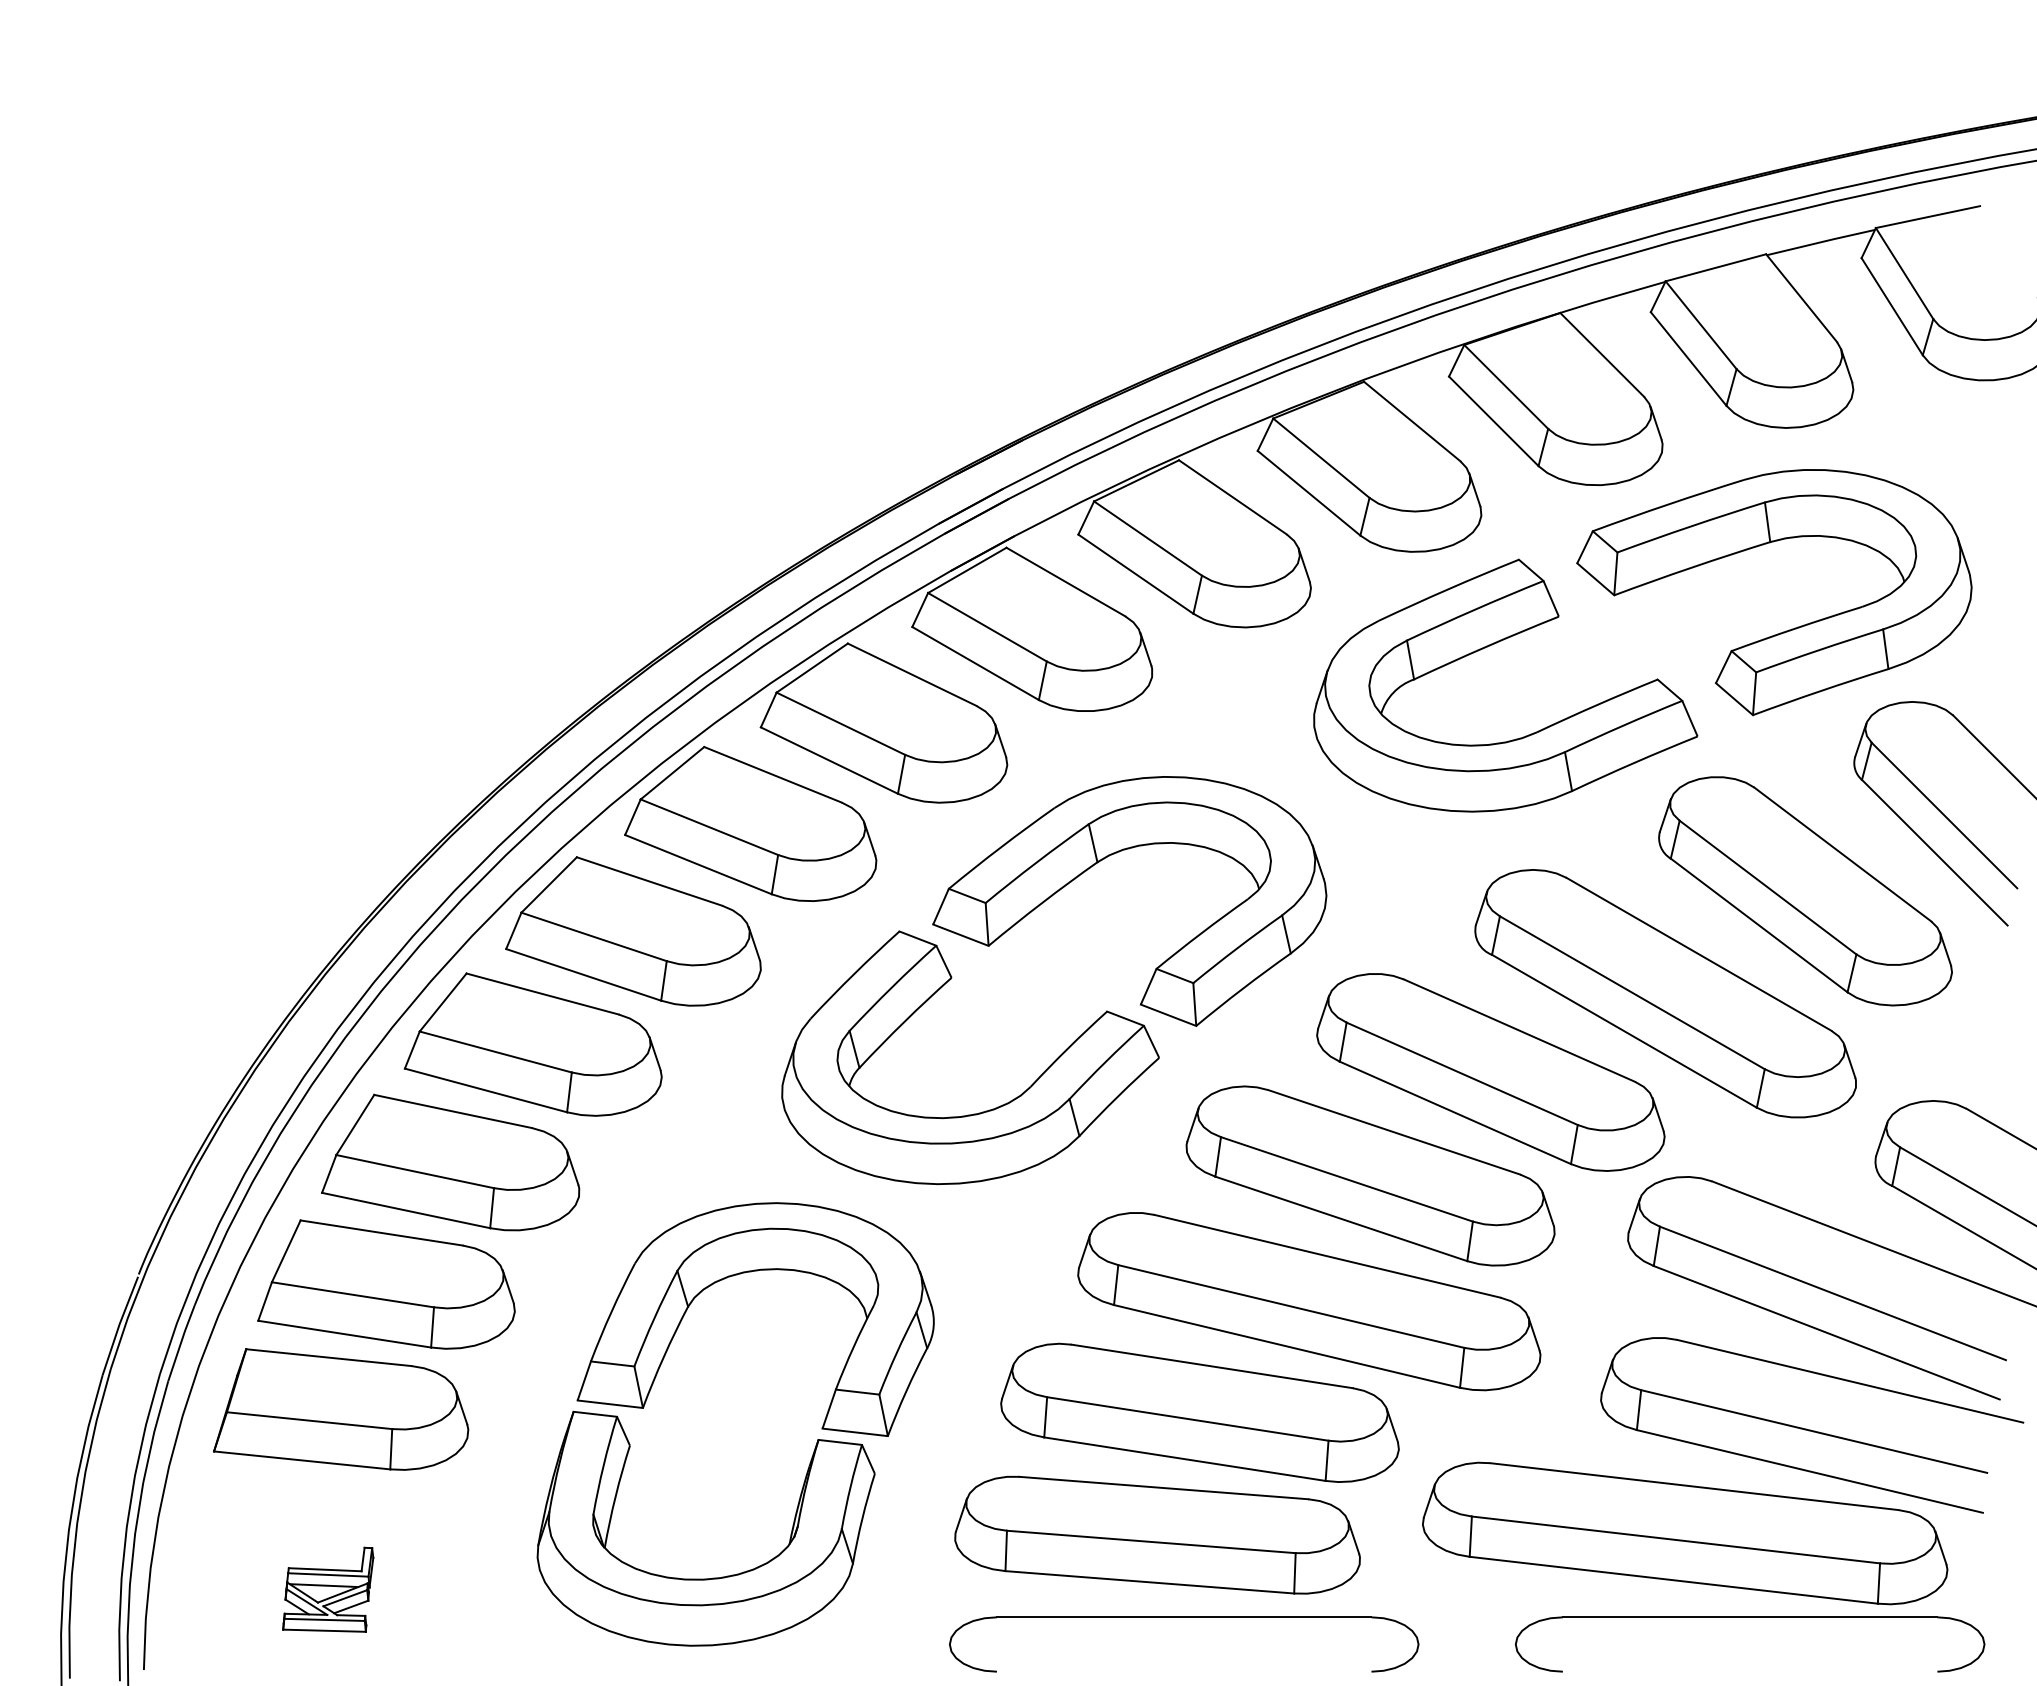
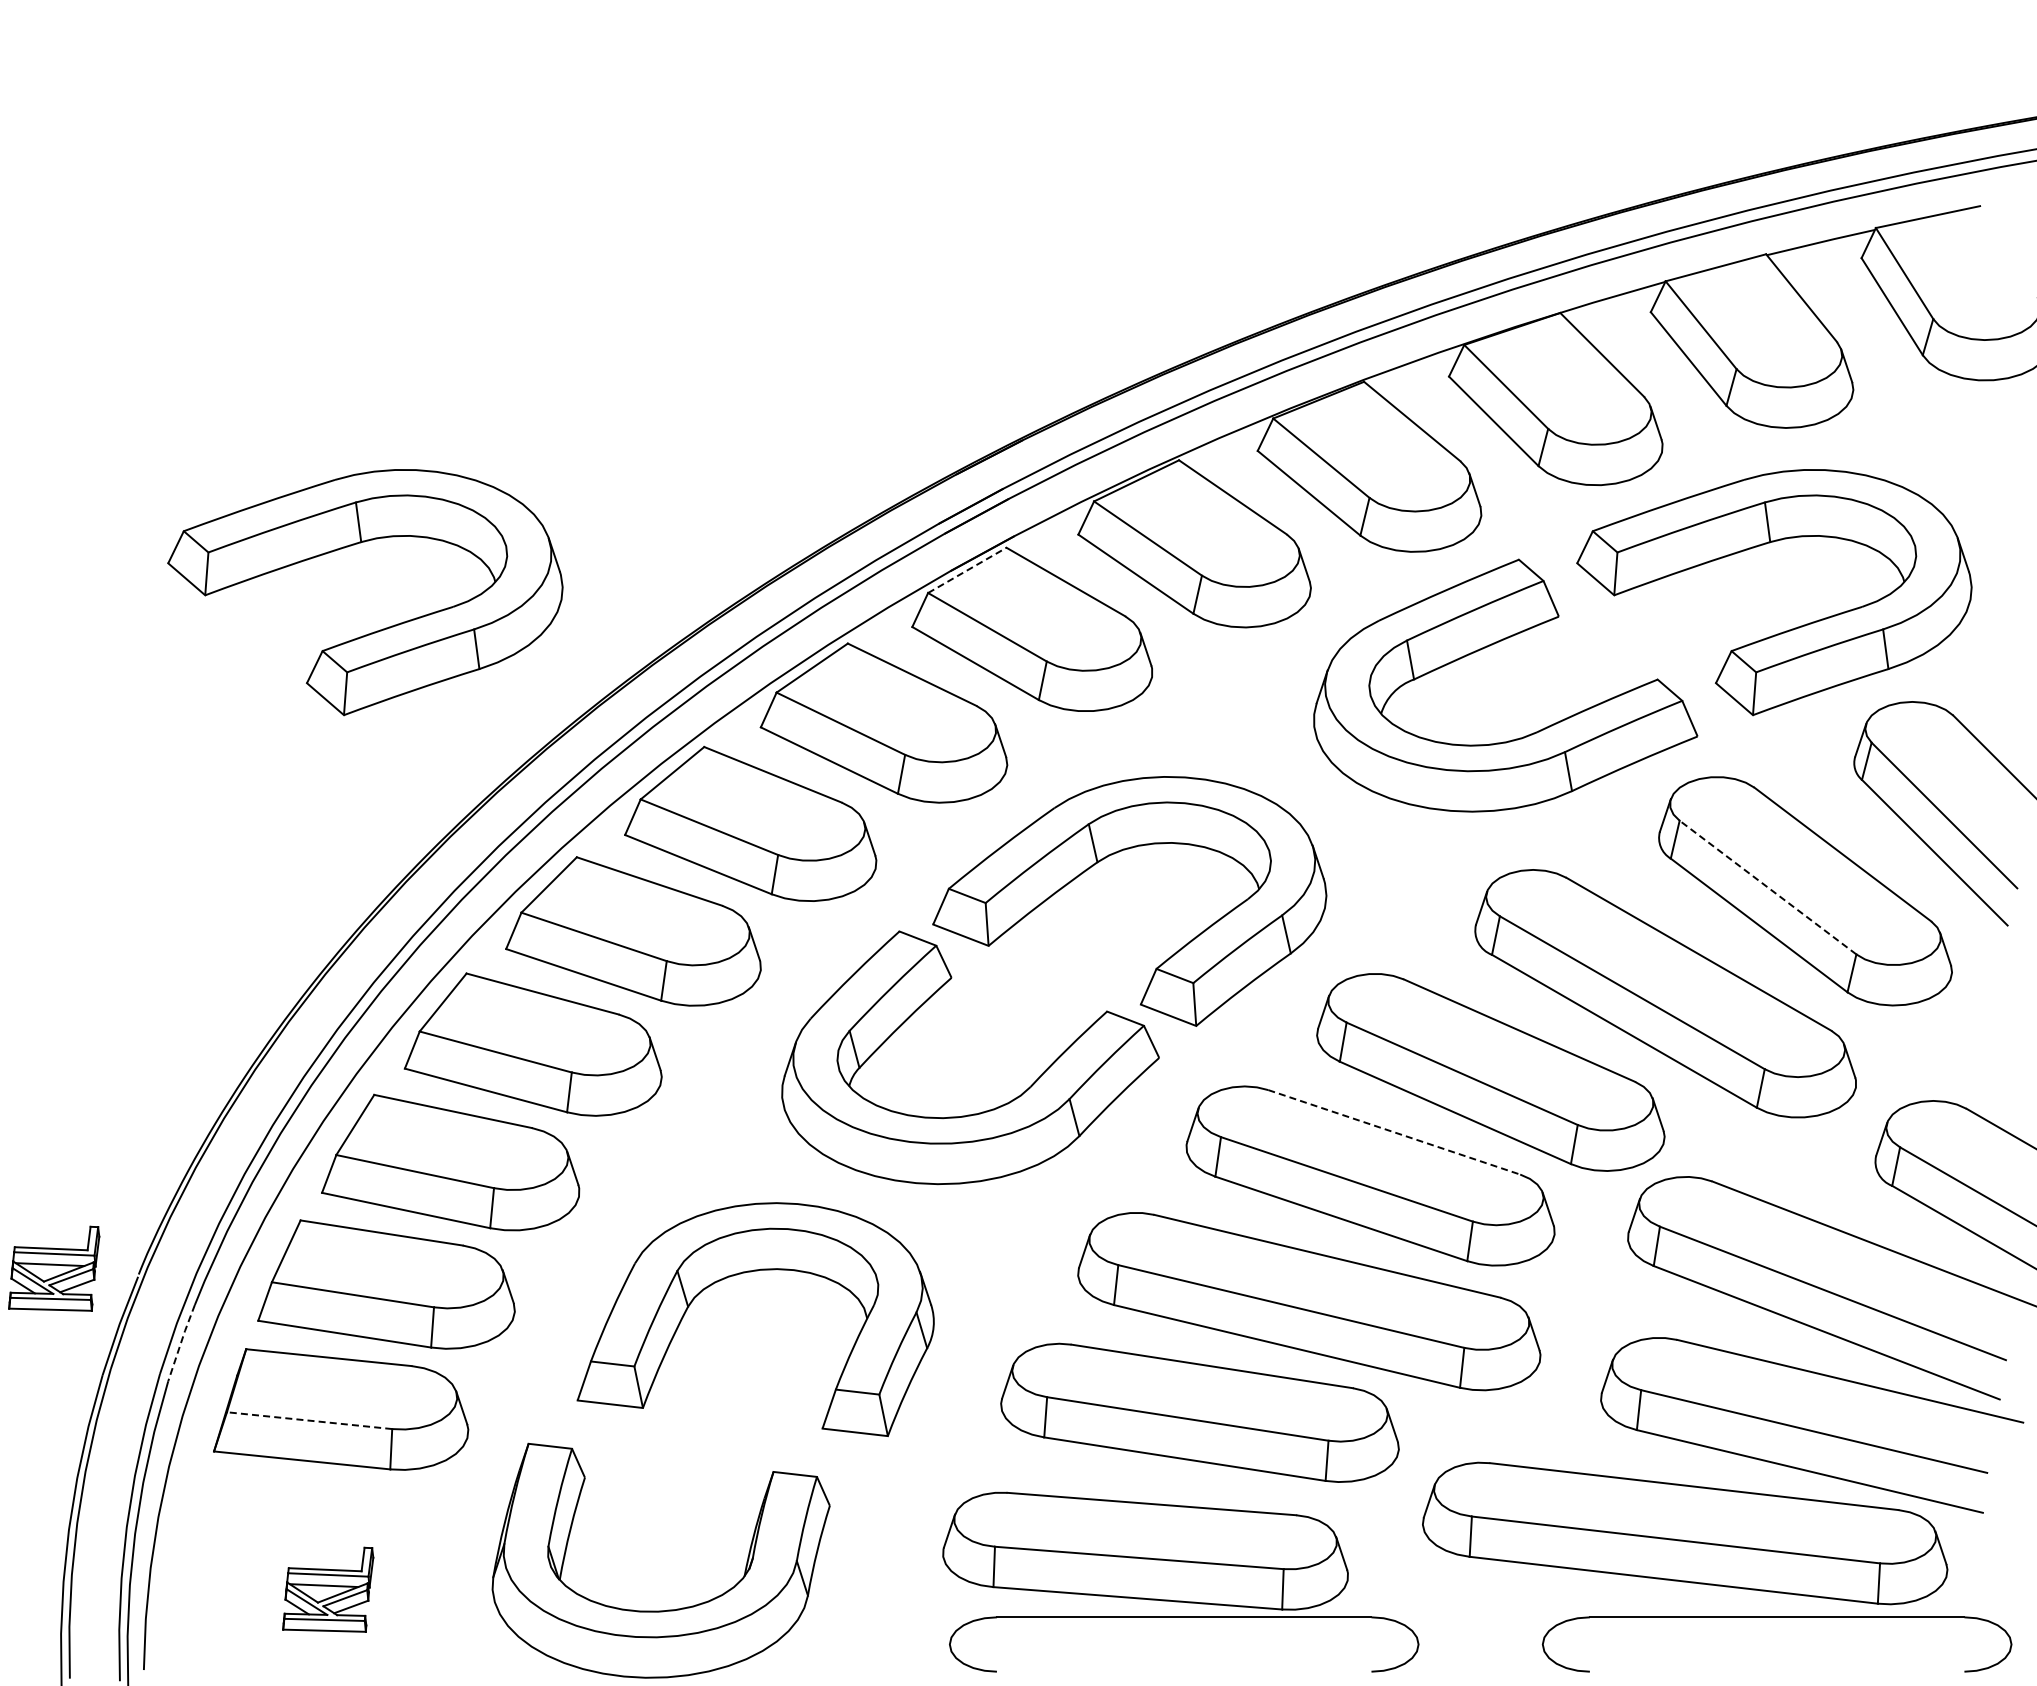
line: solid -> dashed (967, 570)
part: none -> present (377, 630)
line: solid -> dashed (1768, 887)
line: solid -> dashed (1394, 1132)
part: none -> present (54, 1268)
line: solid -> dashed (180, 1343)
line: solid -> dashed (309, 1420)
part position: (1157, 1534) -> (1145, 1550) (1145, 1550)
part position: (712, 1577) -> (667, 1609) (667, 1609)
part position: (1749, 1617) -> (1776, 1617) (1776, 1617)
